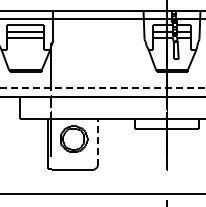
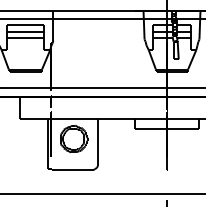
line: dashed -> solid (102, 88)
line: dashed -> solid (97, 142)
